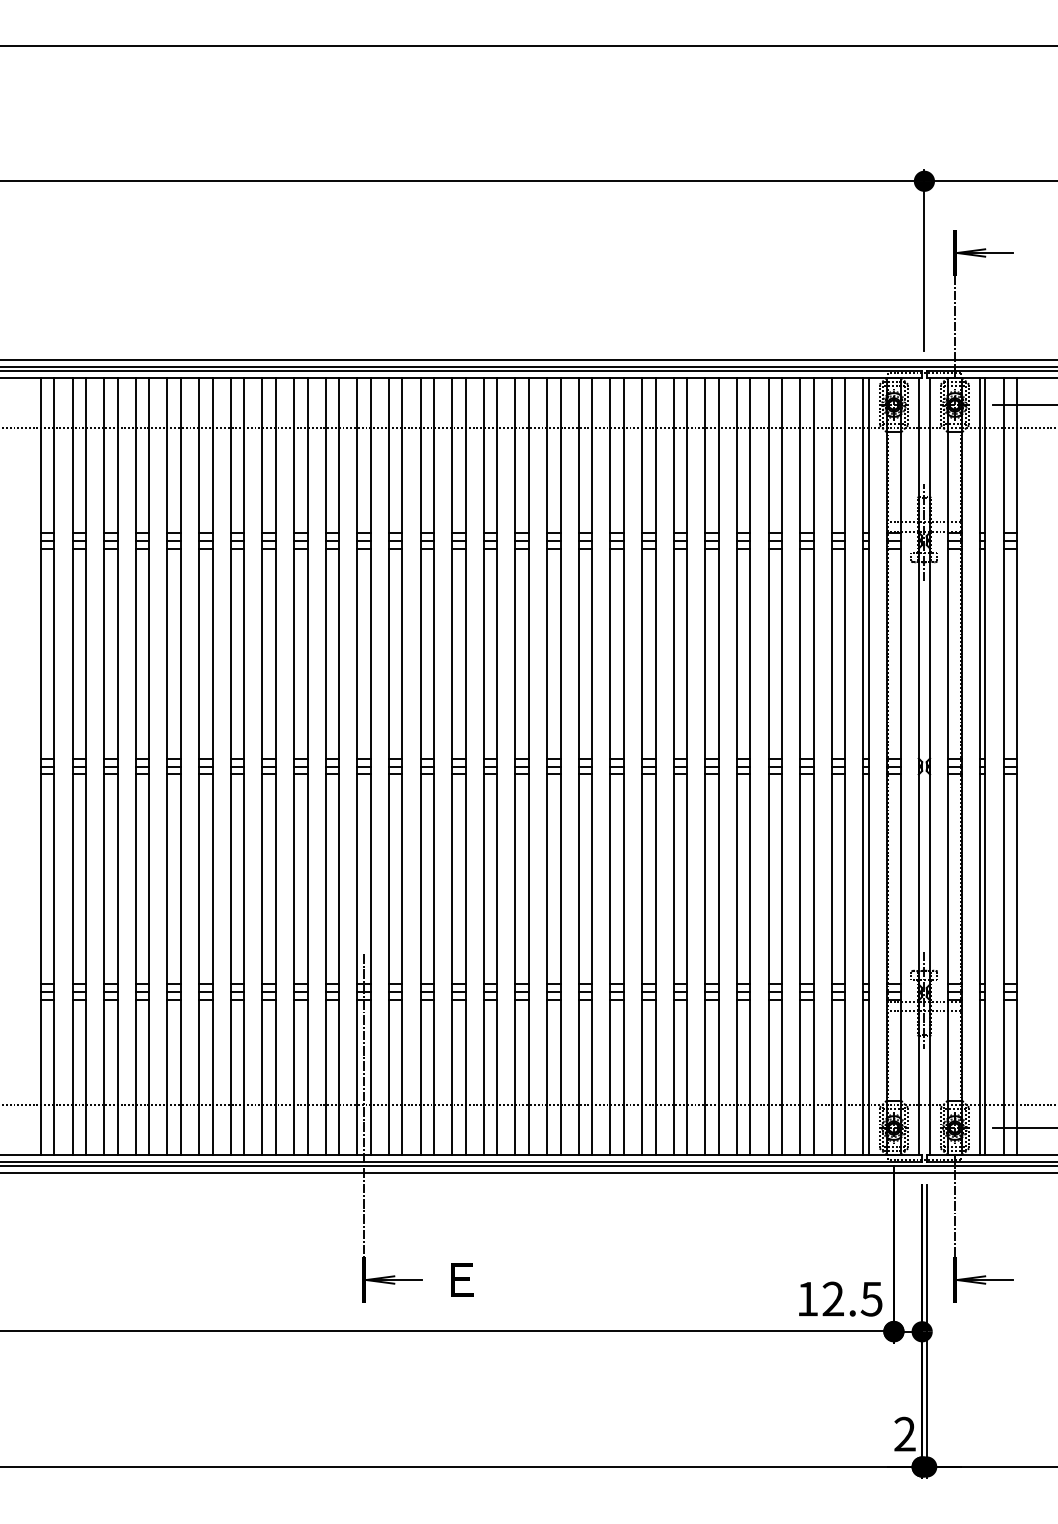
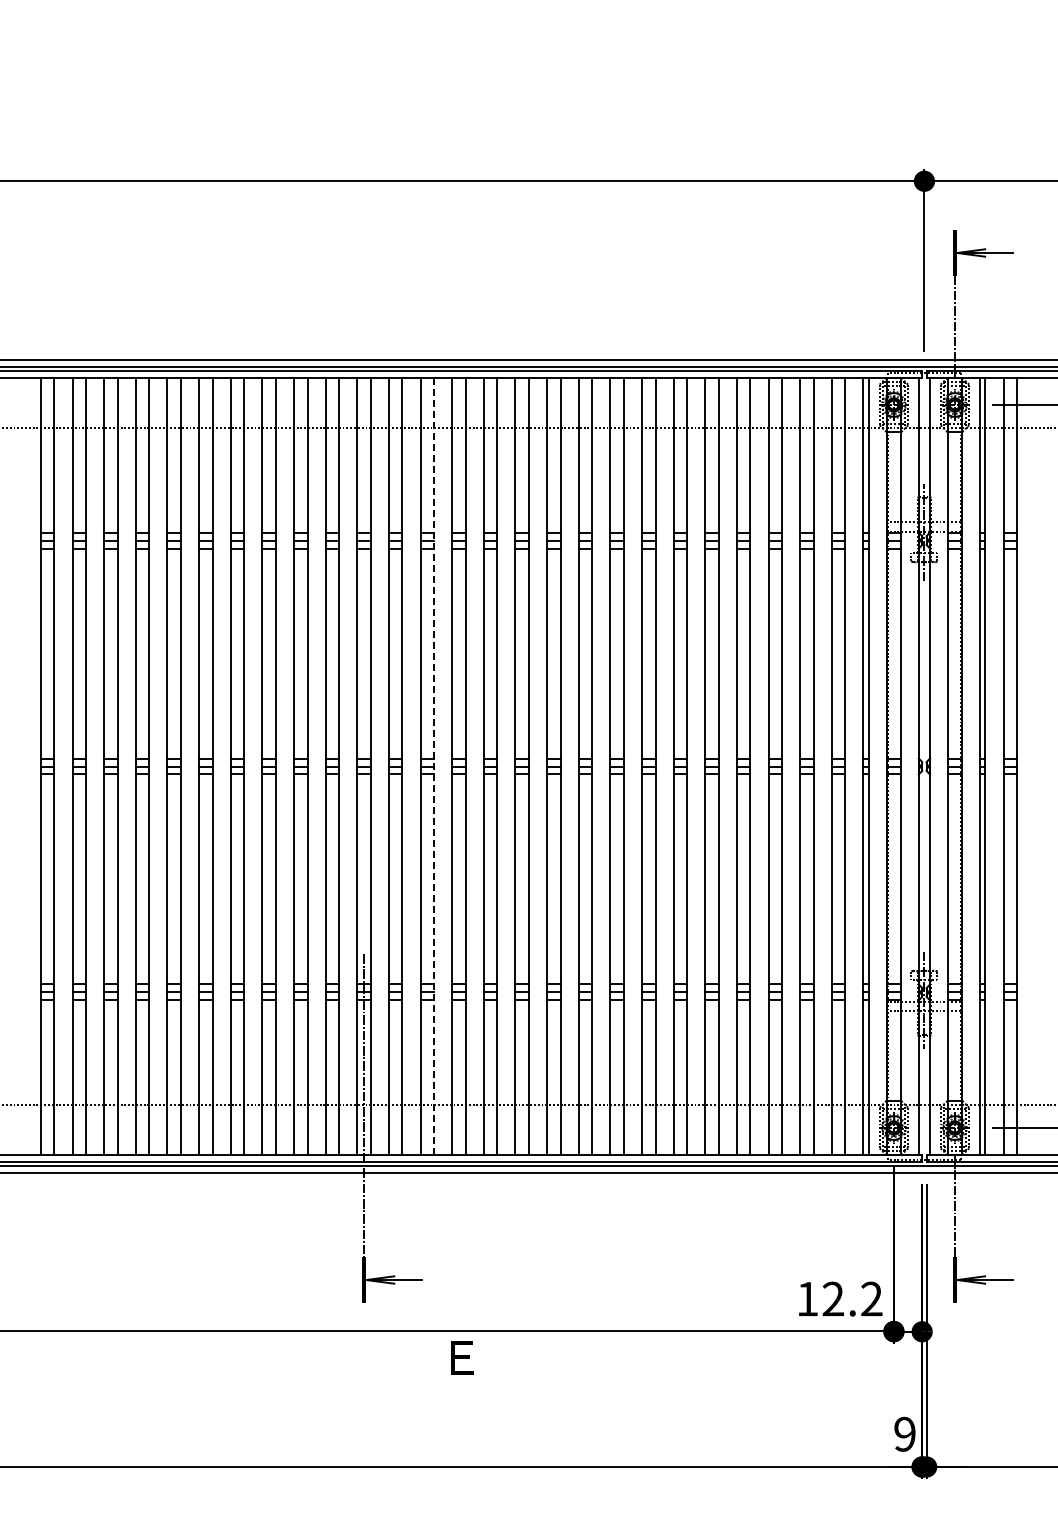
line: present -> none (528, 45)
line: solid -> dashed (434, 766)
text position: (462, 1279) -> (462, 1357) (462, 1357)
text: 12.5 -> 12.2 (871, 1298)
text: 2 -> 9 (904, 1434)
